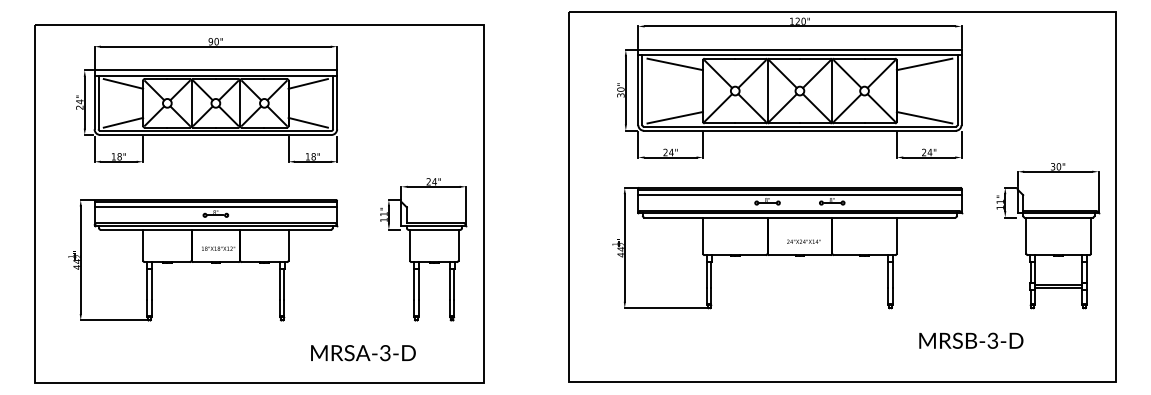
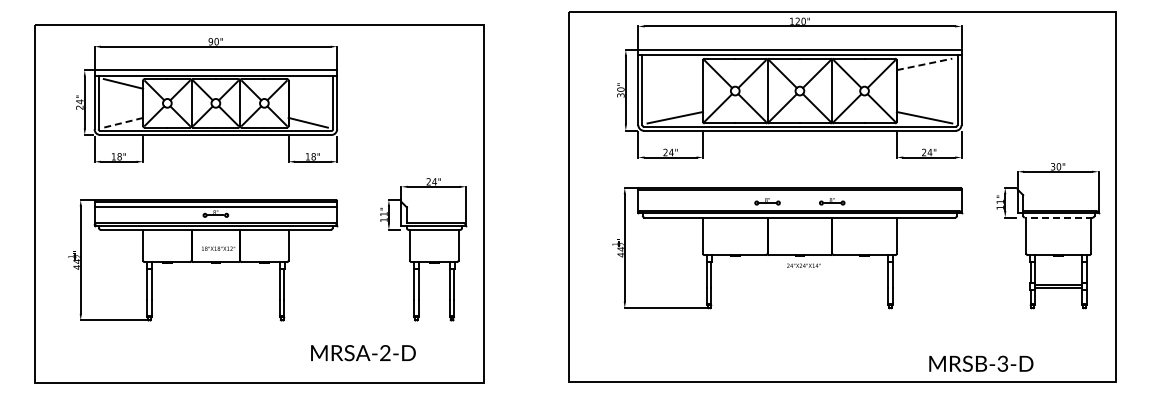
line: present -> none (674, 64)
line: solid -> dashed (925, 64)
line: present -> none (307, 83)
line: solid -> dashed (122, 122)
line: present -> none (799, 195)
line: solid -> dashed (1058, 217)
text position: (803, 241) -> (803, 265) (803, 265)
text position: (971, 340) -> (981, 363) (981, 363)
text: MRSA-3-D -> MRSA-2-D (385, 355)
